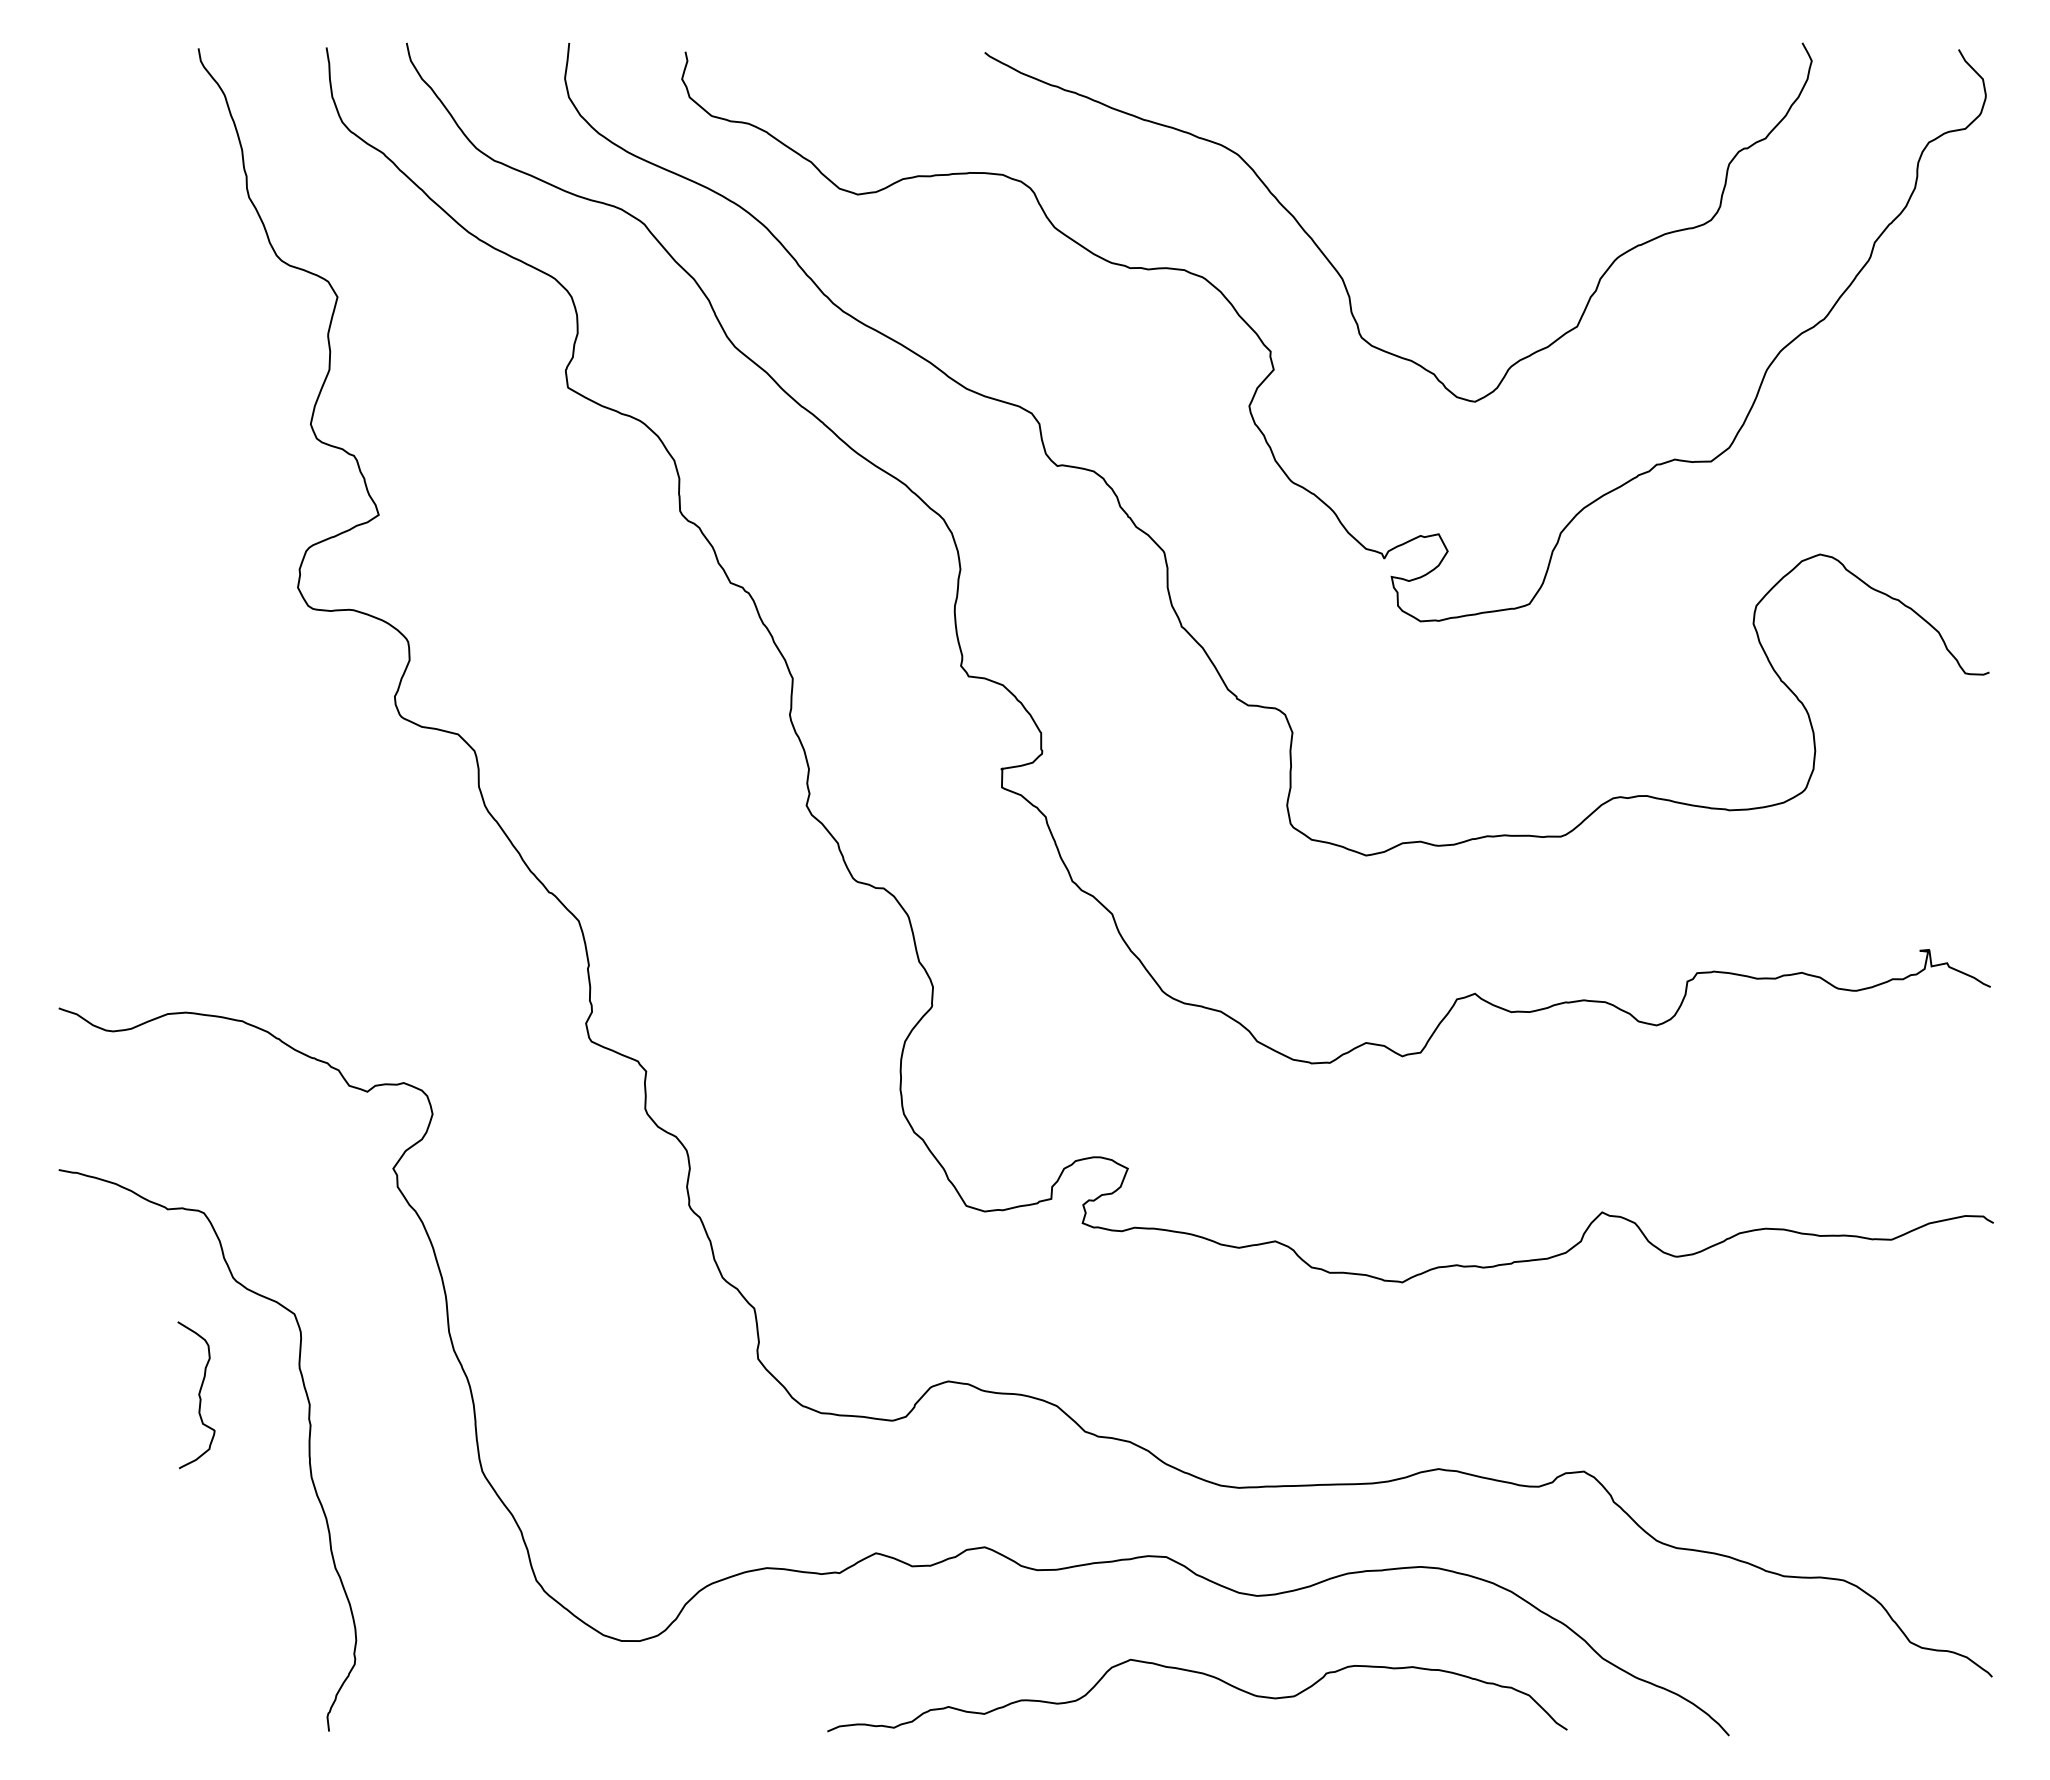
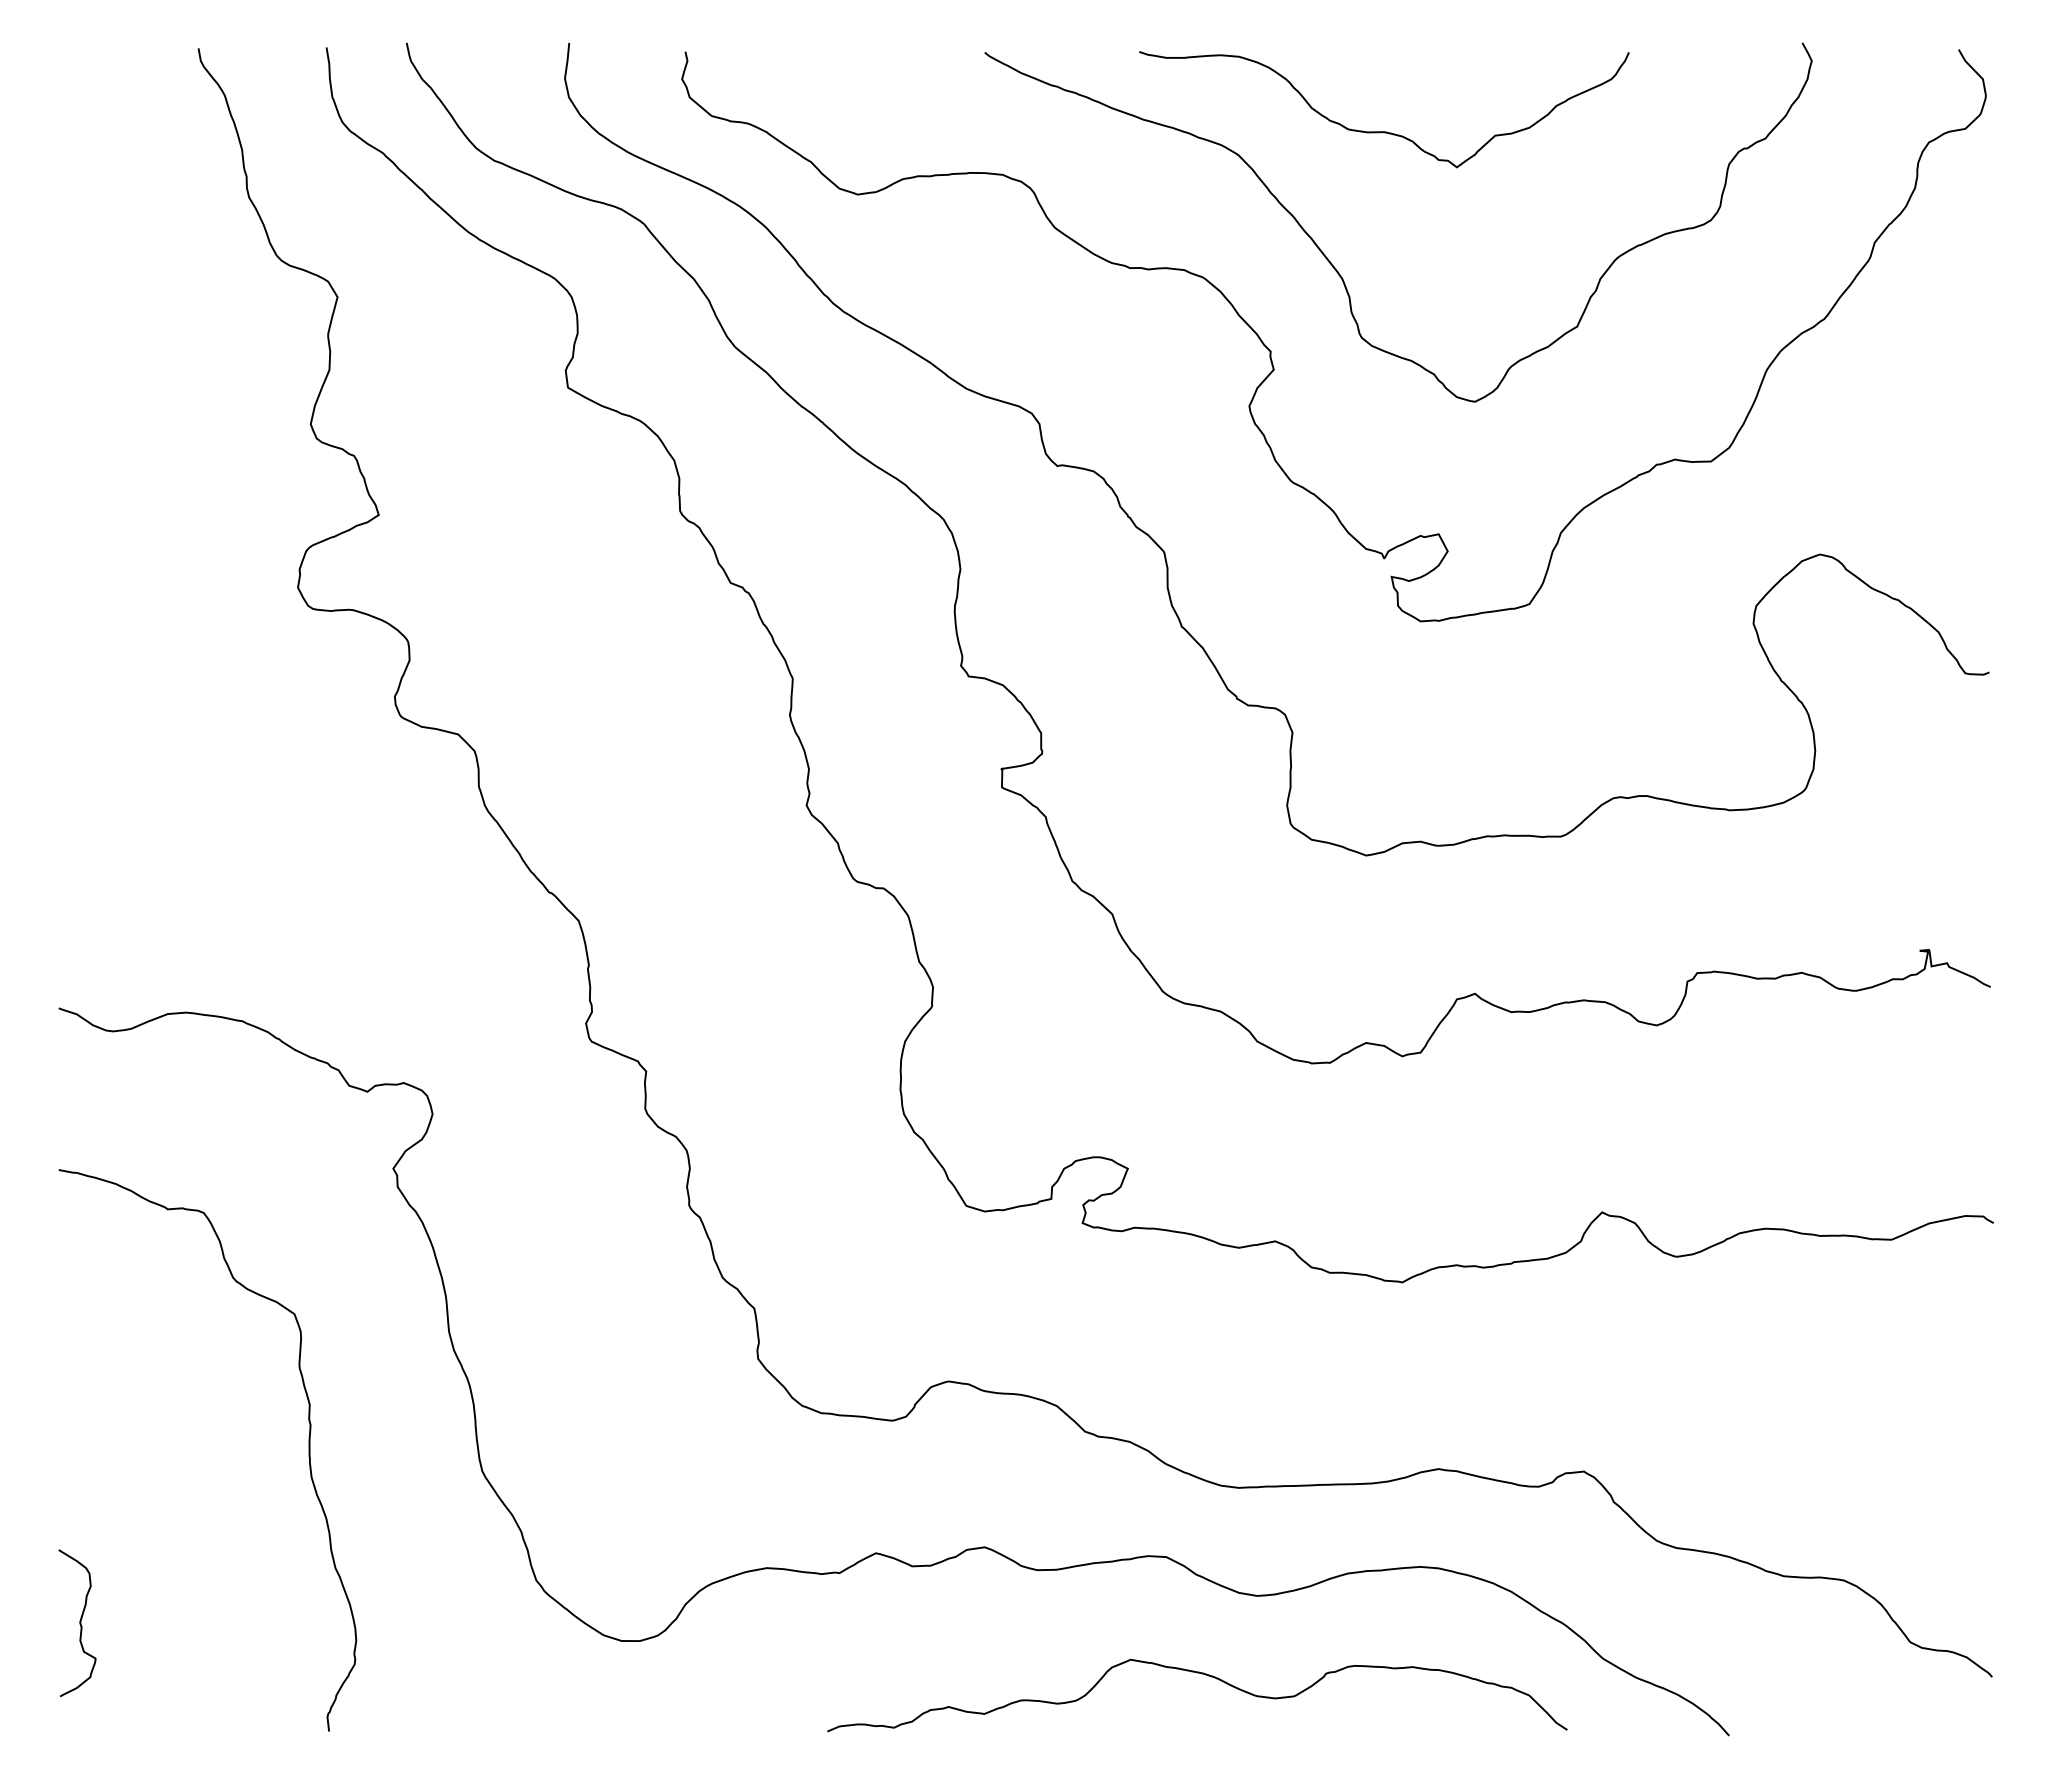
curve: none -> present (1384, 131)
curve position: (198, 1395) -> (79, 1623) (79, 1623)
